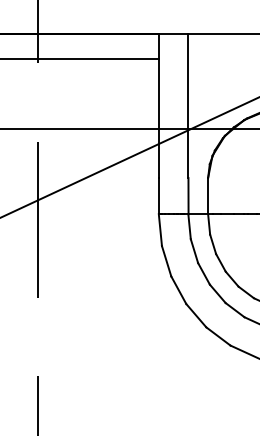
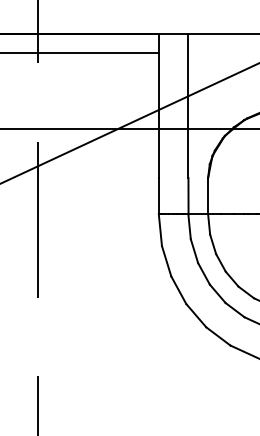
line position: (80, 59) -> (80, 53) (80, 53)
line position: (129, 157) -> (129, 123) (129, 123)
